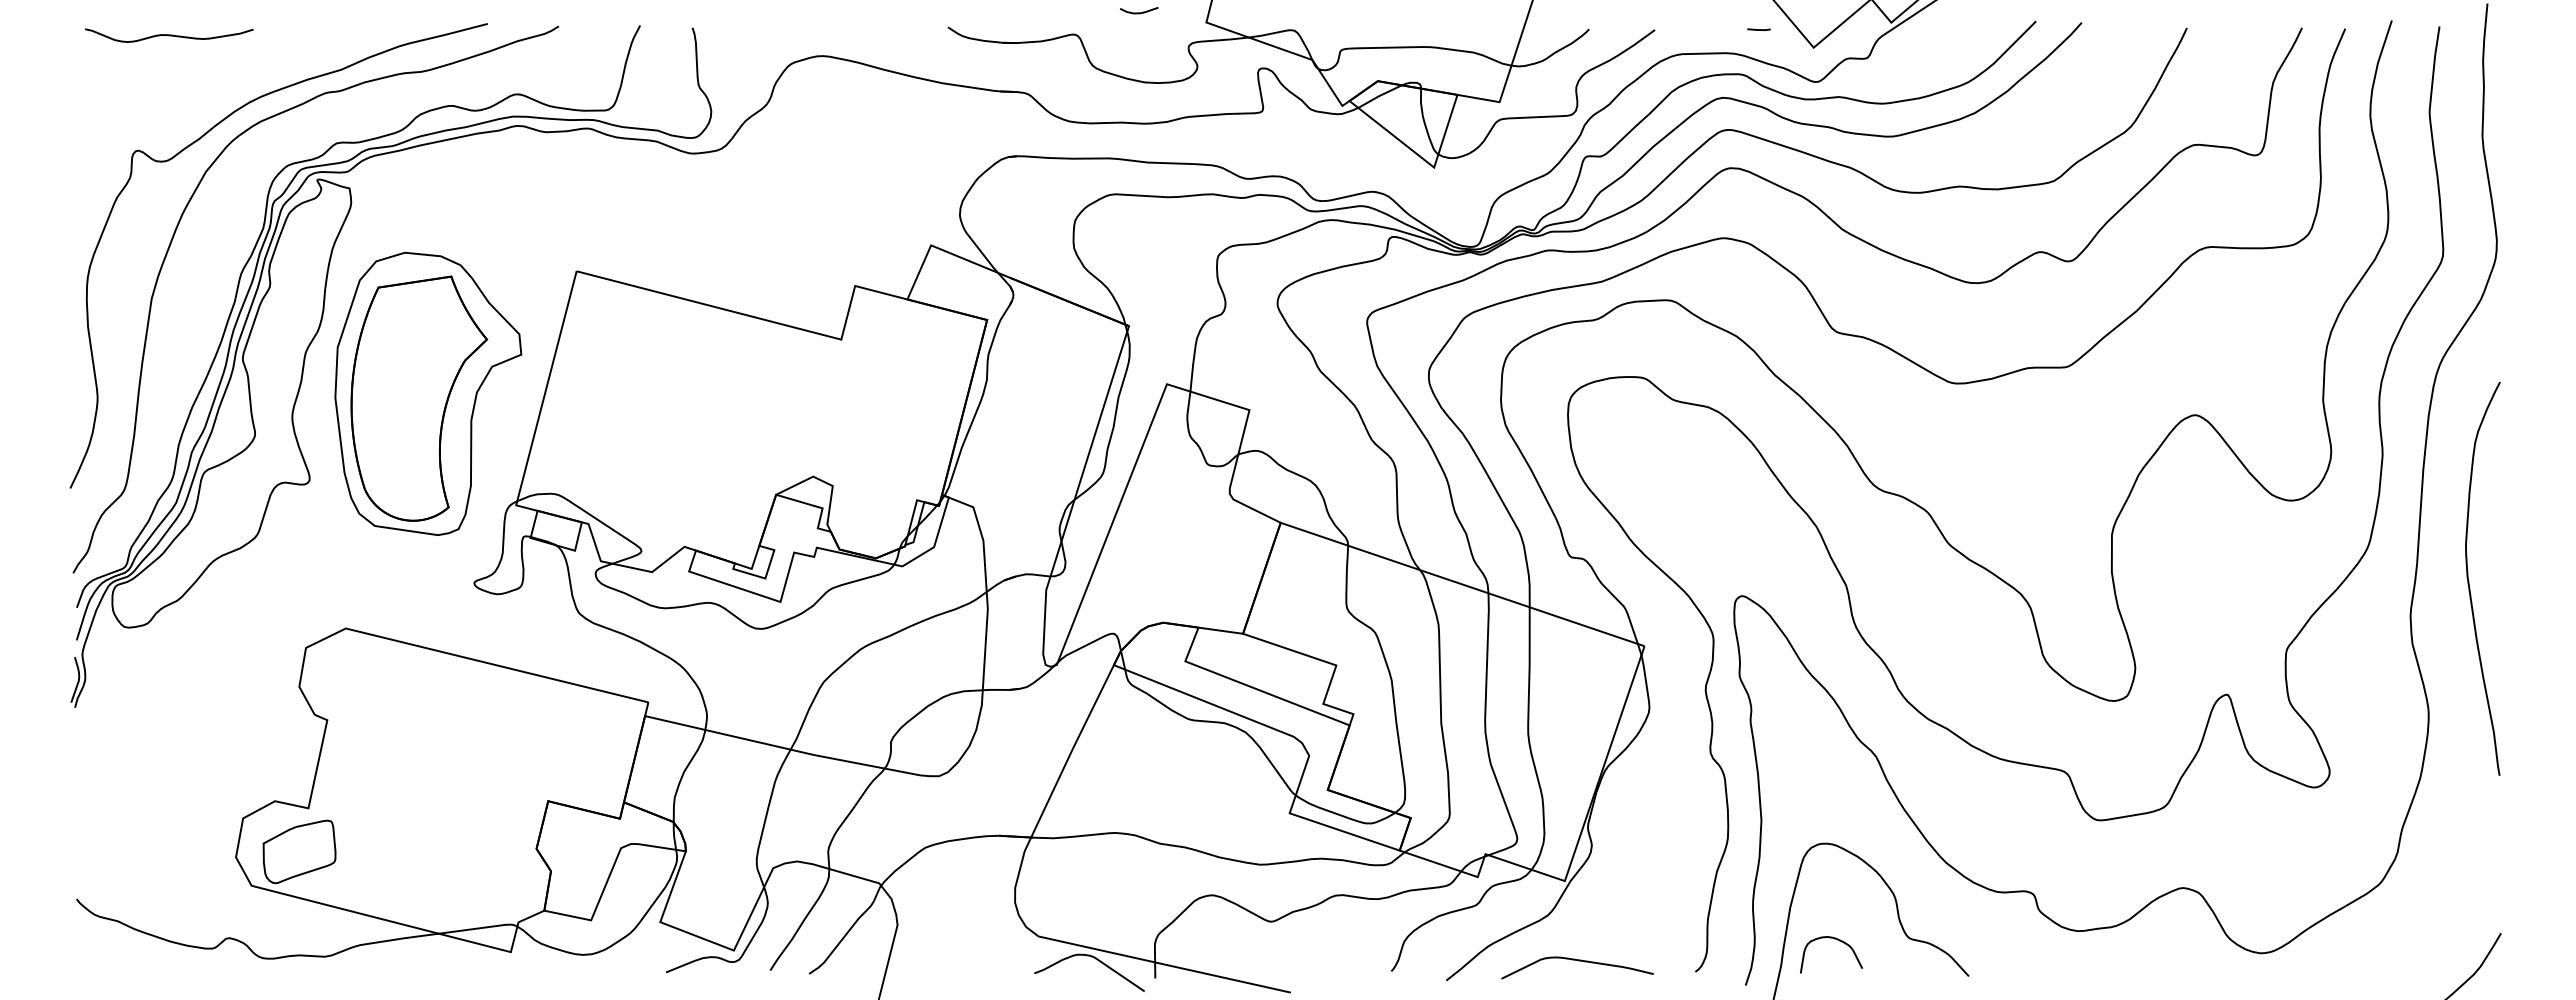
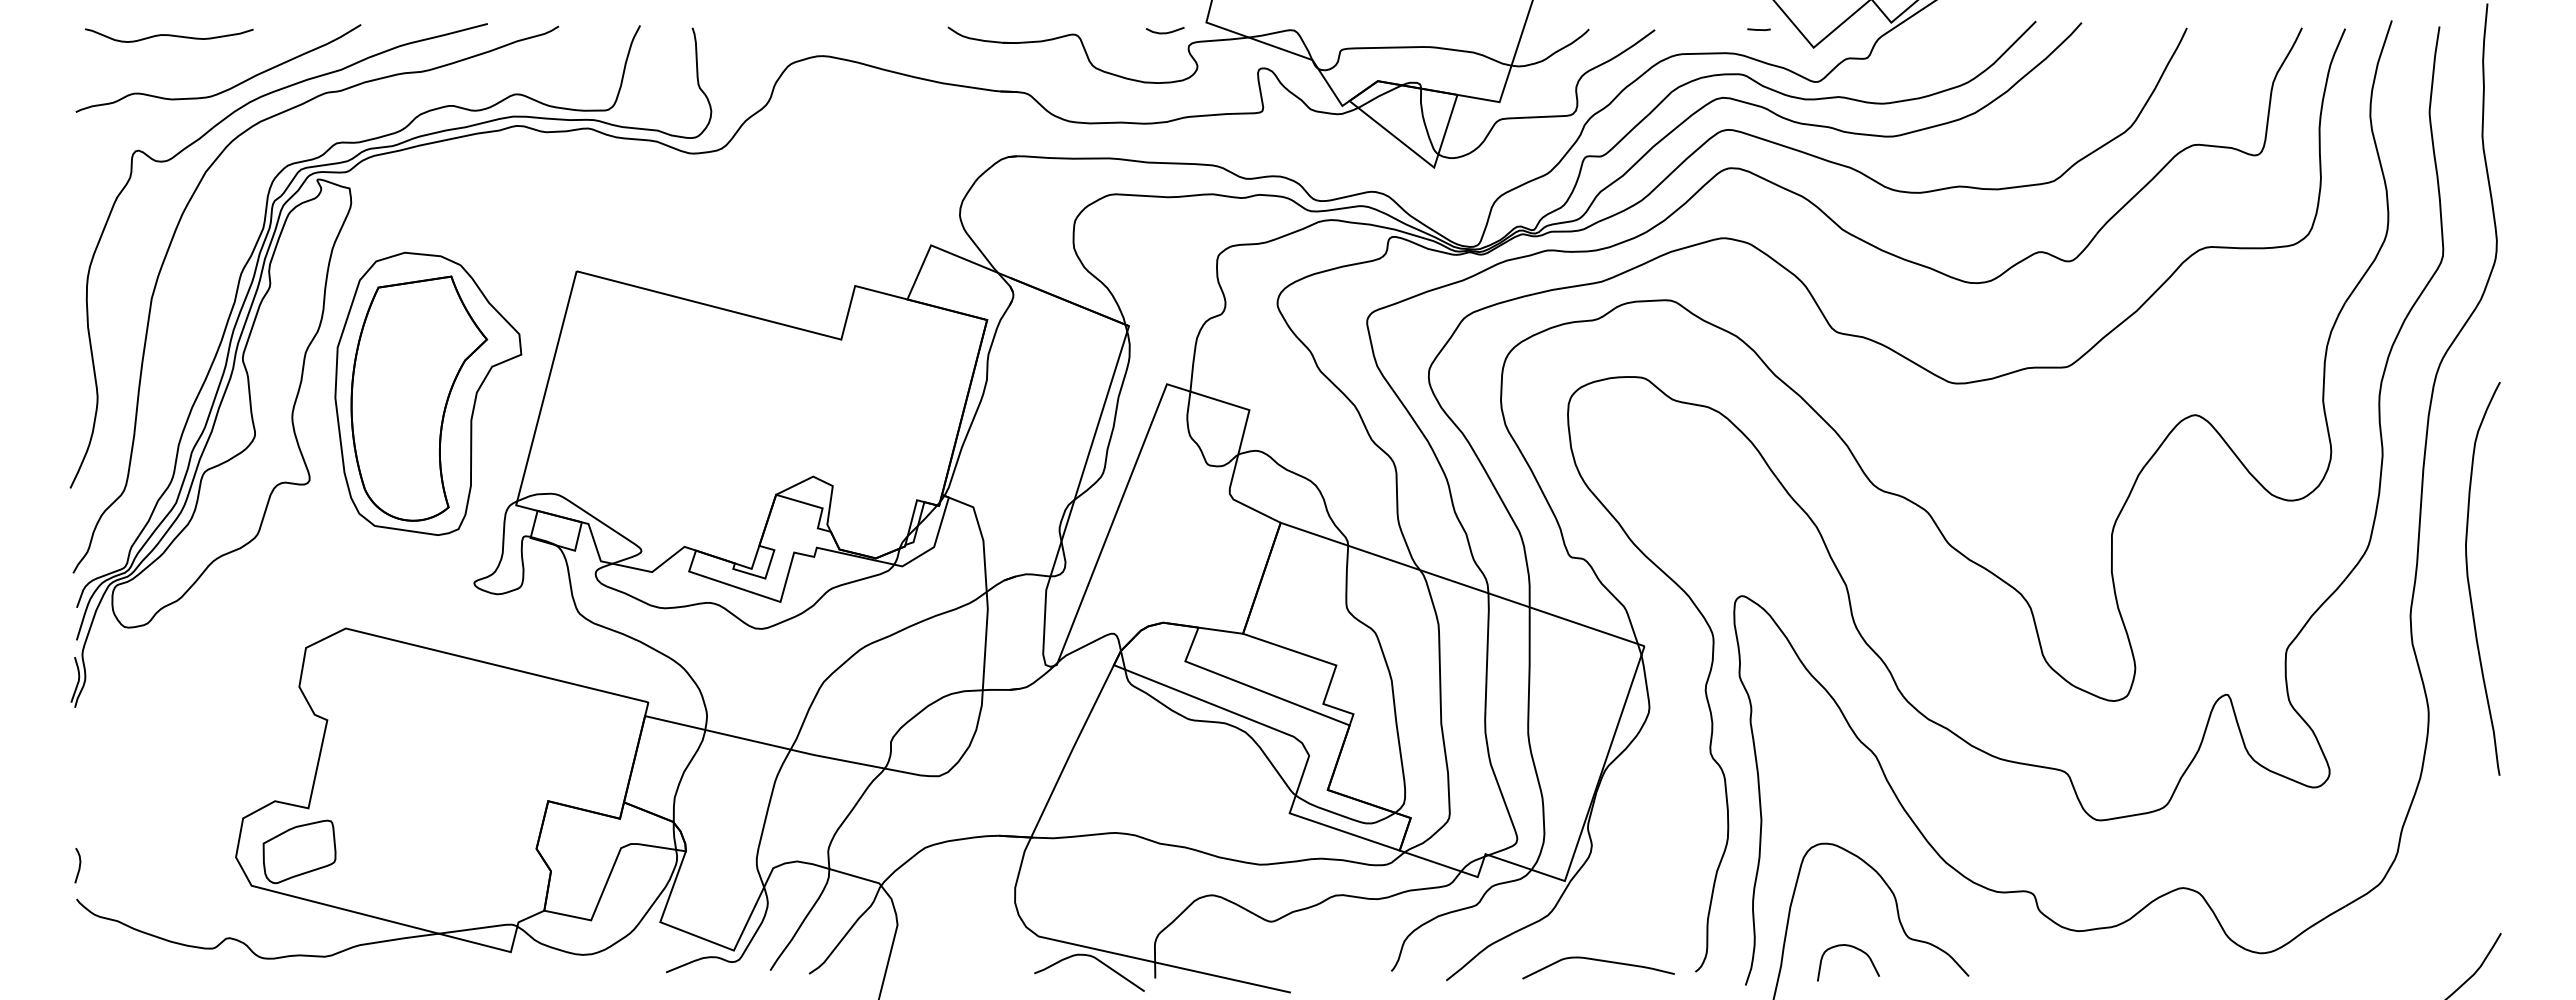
curve position: (1139, 12) -> (1165, 32) (1165, 32)
curve: none -> present (225, 89)
curve: none -> present (79, 865)
curve position: (1837, 940) -> (1854, 948) (1854, 948)
curve position: (1578, 961) -> (1599, 961) (1599, 961)
